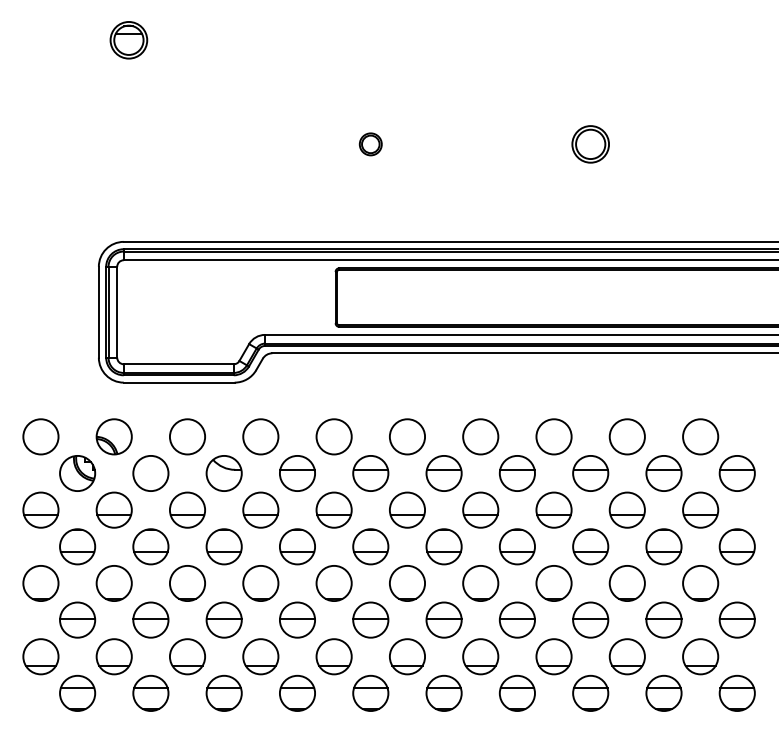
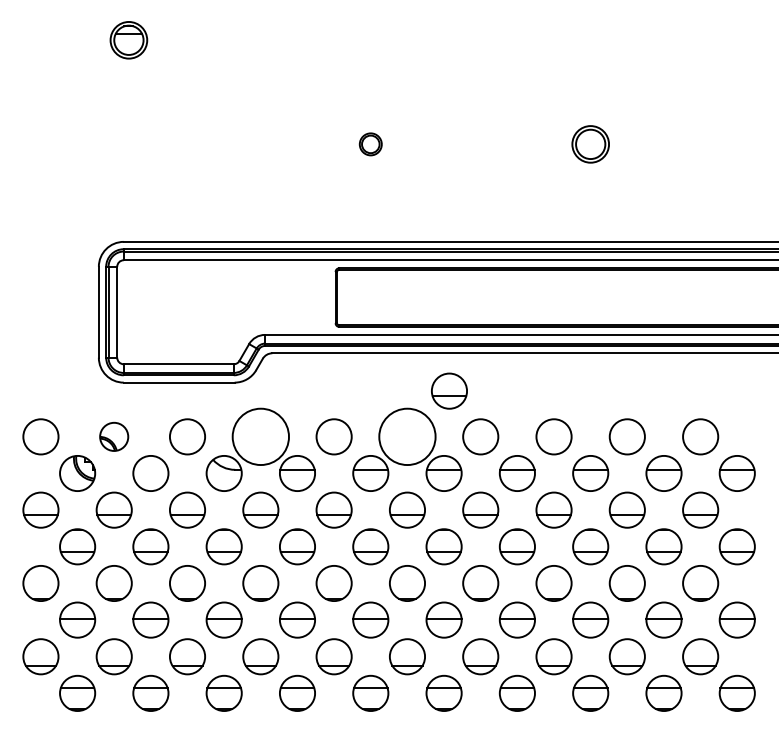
part: none -> present (449, 390)
part size: 38x38 px -> 31x31 px (114, 436)
circle diameter: 35 px -> 56 px (260, 436)
circle diameter: 35 px -> 56 px (407, 436)
